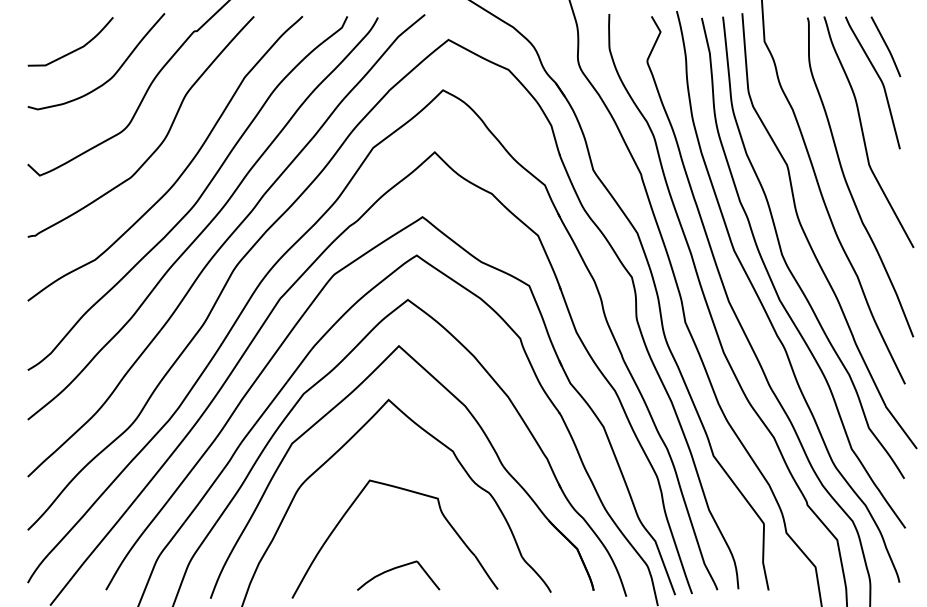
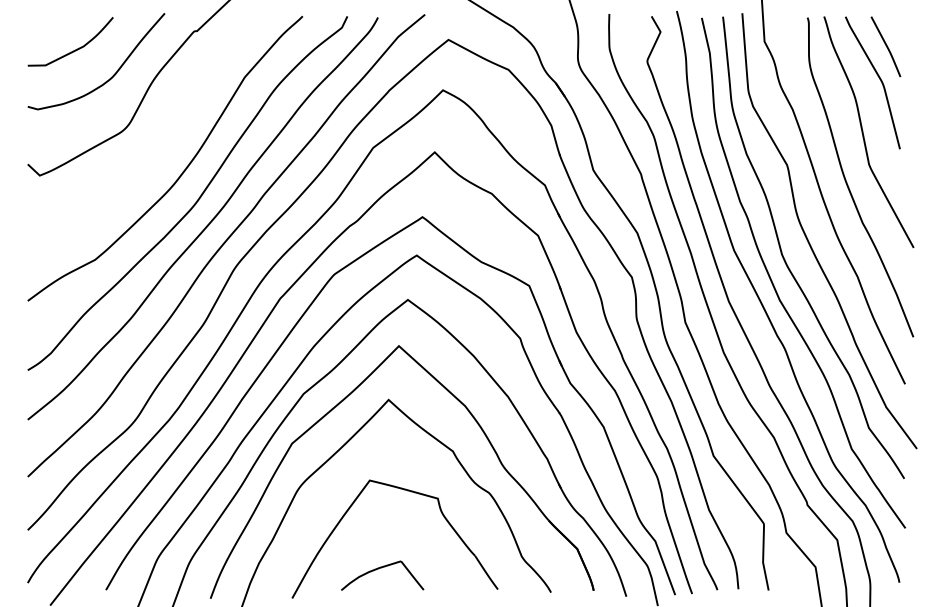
curve: present -> none (162, 140)
part position: (397, 568) -> (381, 568) (381, 568)
